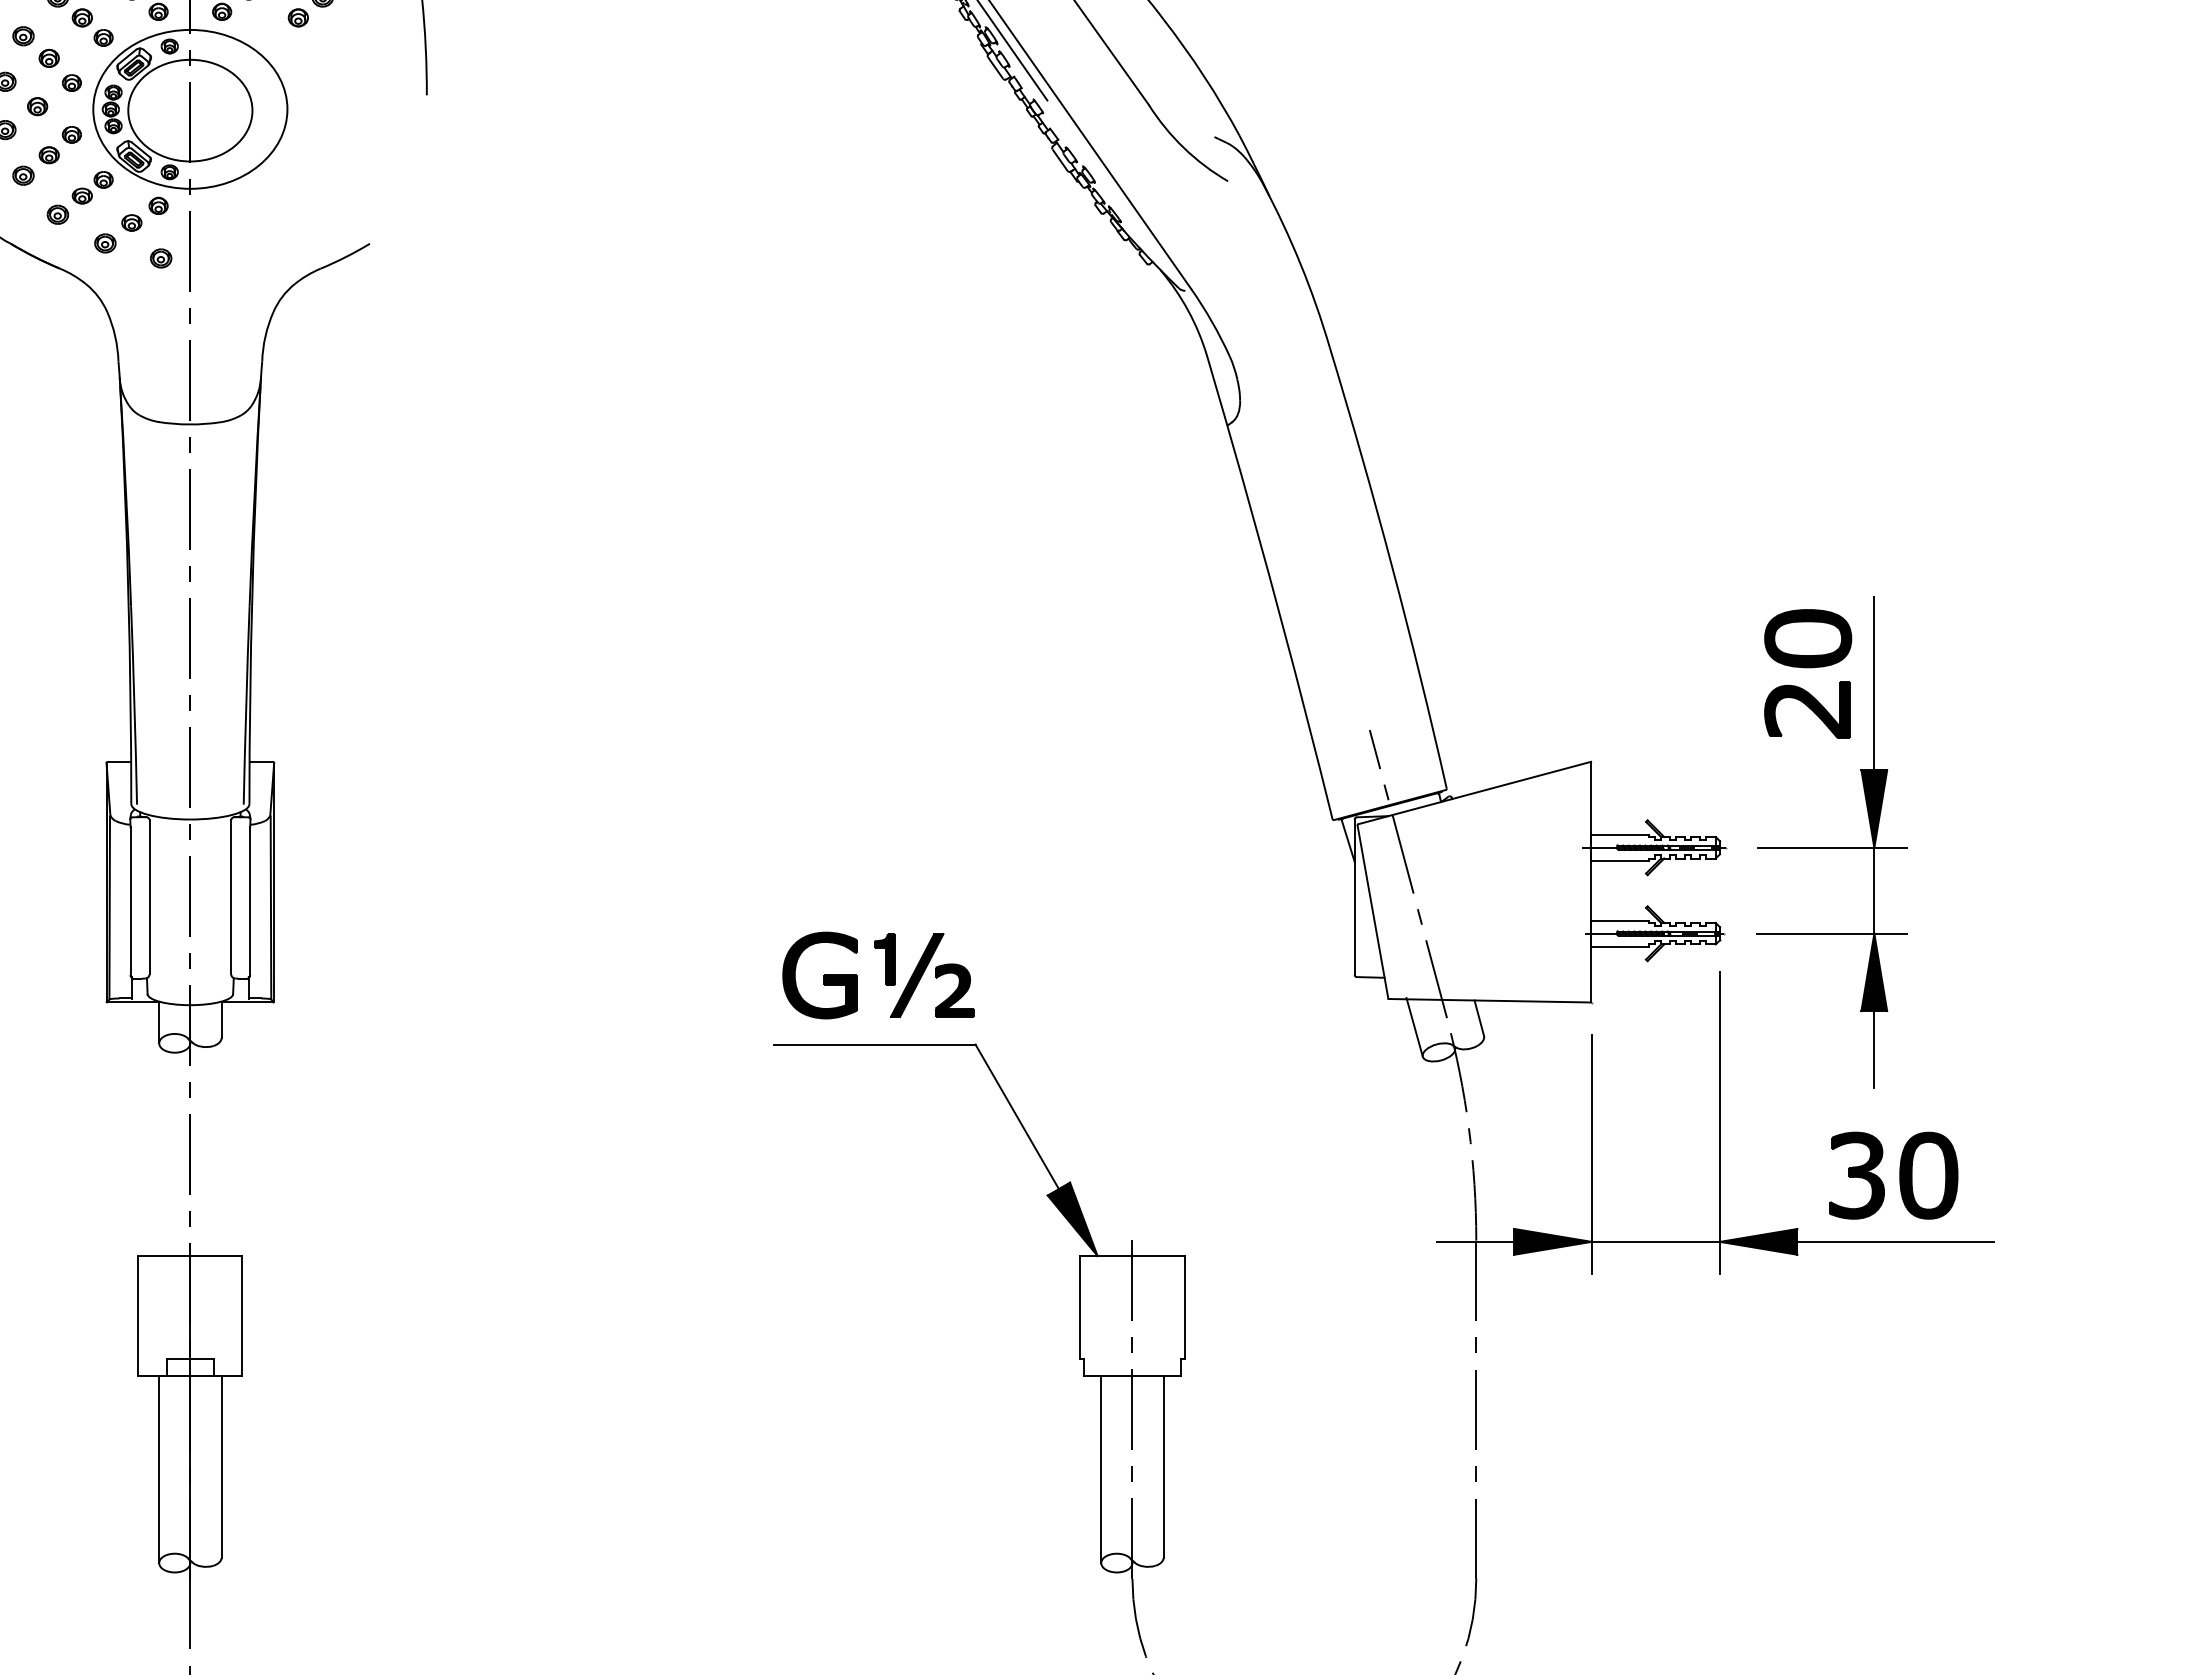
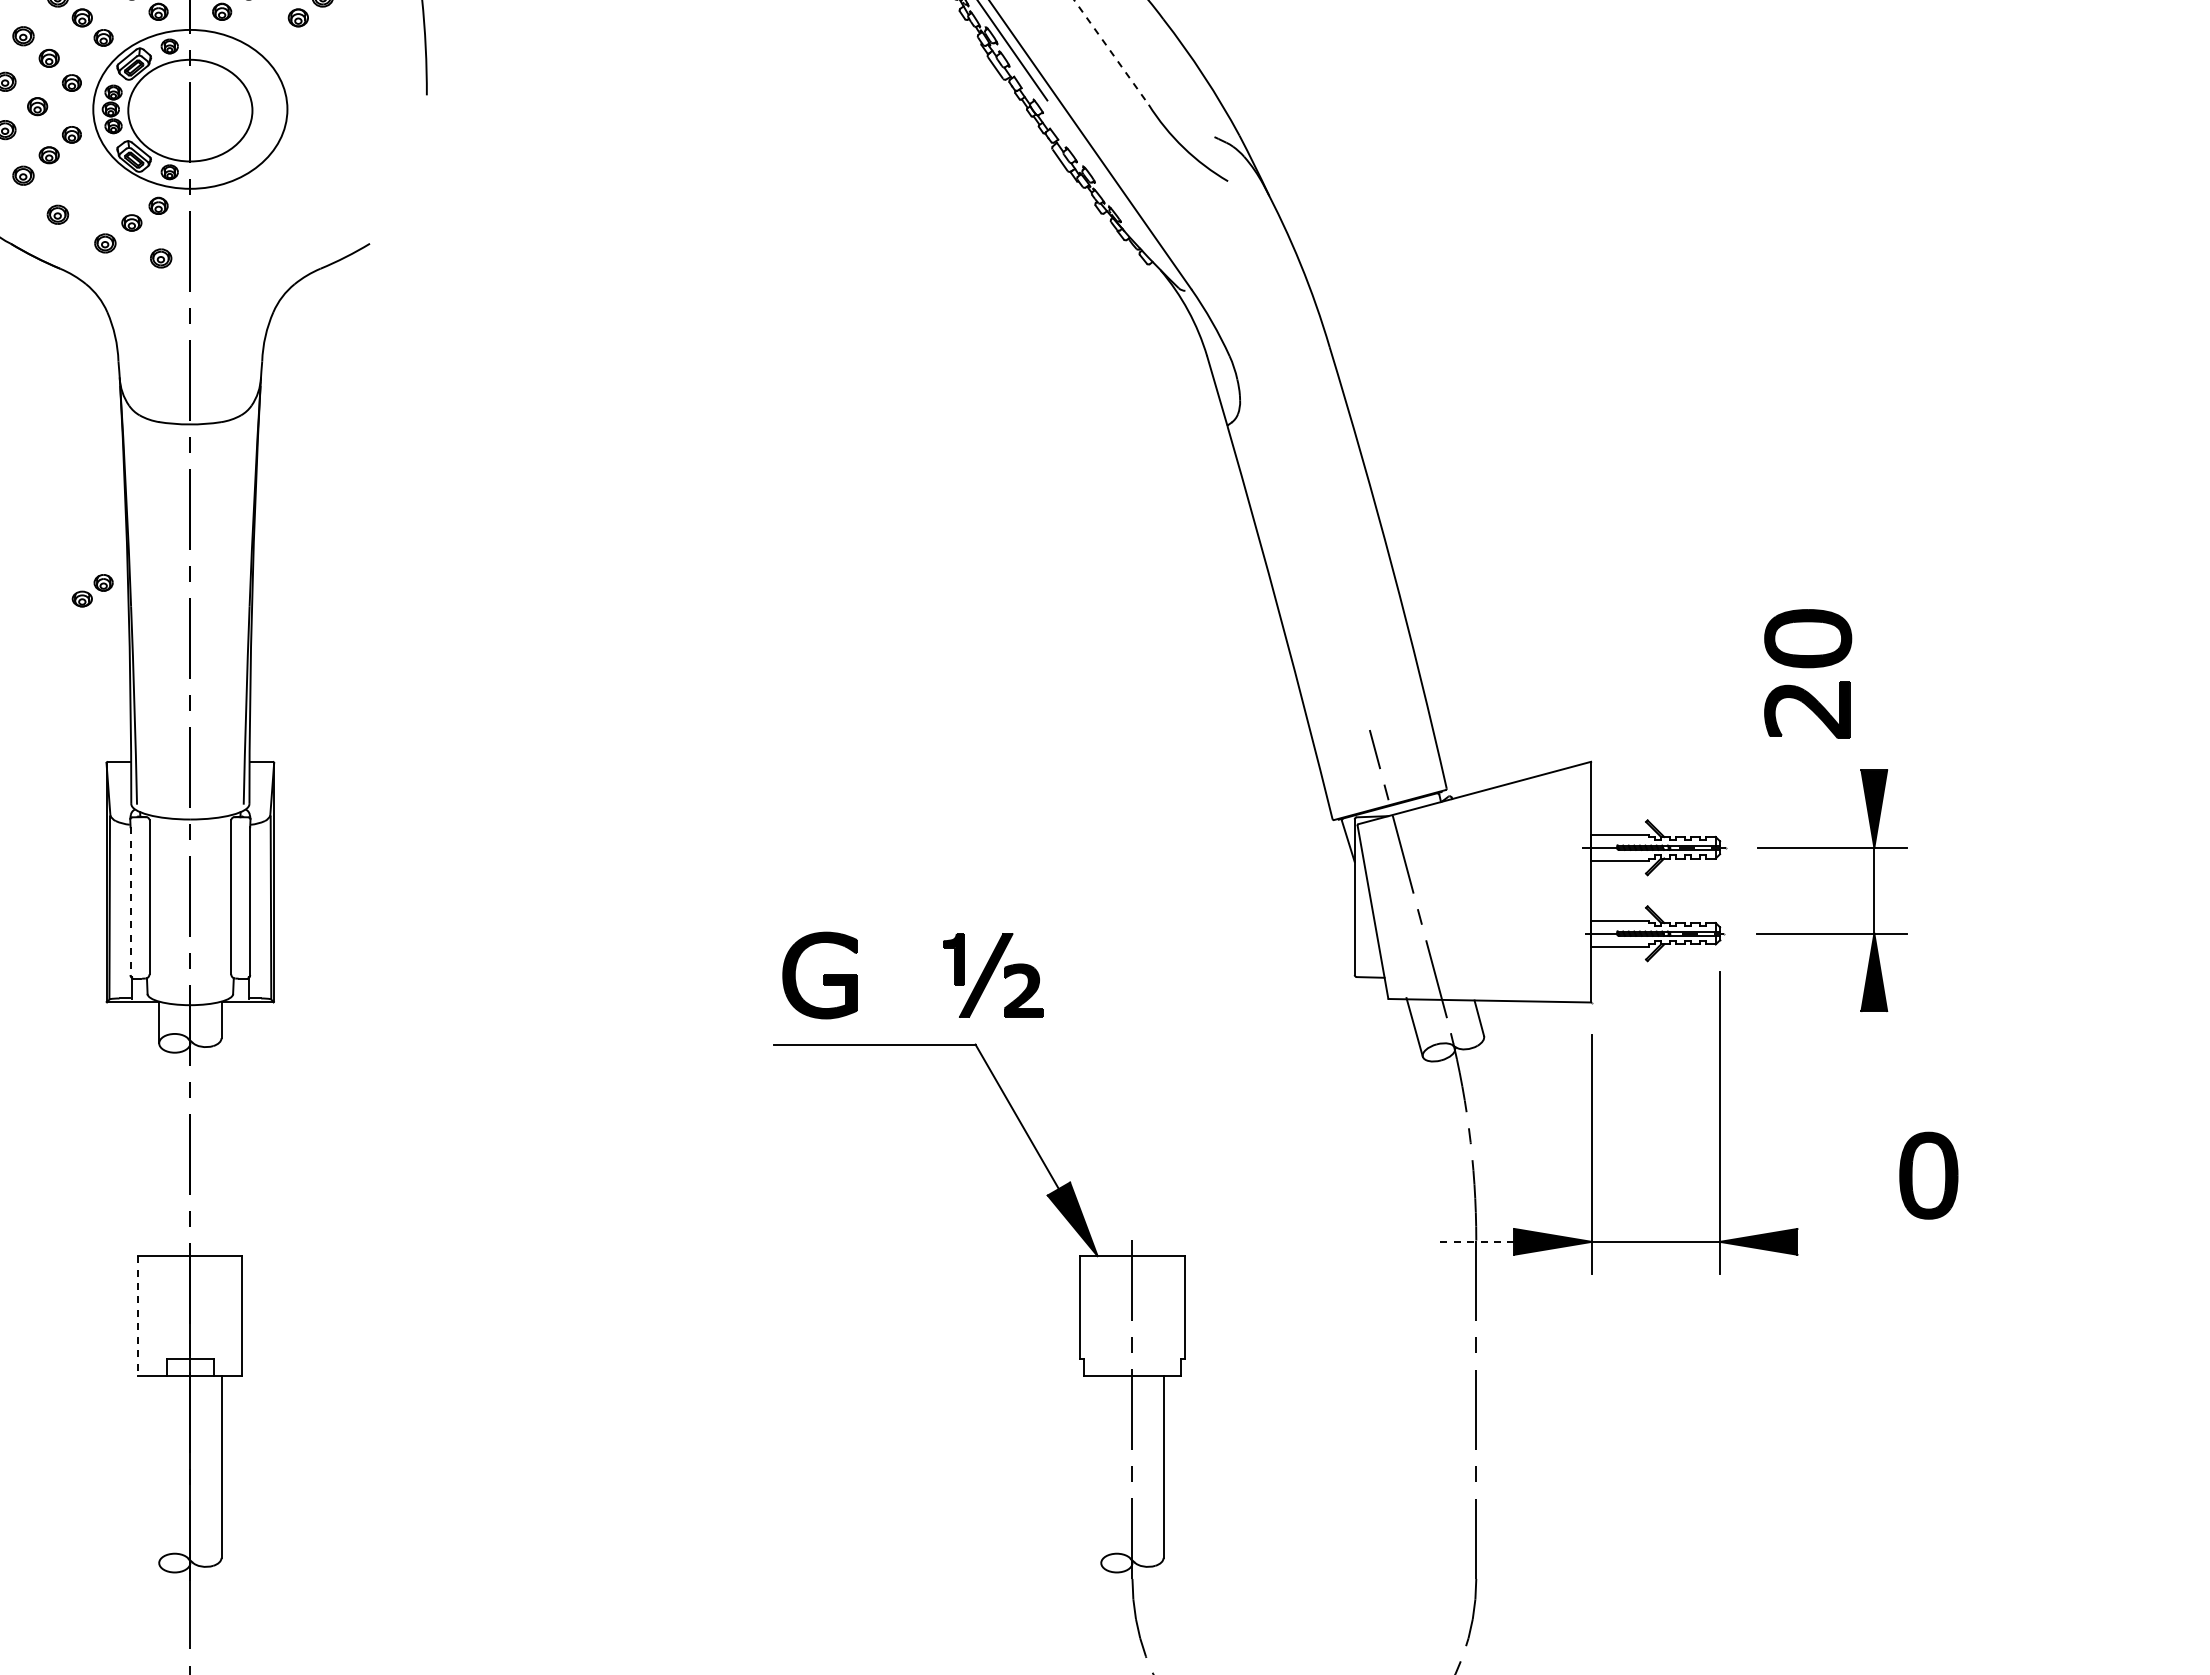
line: solid -> dashed (1111, 52)
part position: (92, 187) -> (92, 590) (92, 590)
line: present -> none (1874, 683)
line: solid -> dashed (130, 901)
part position: (924, 975) -> (993, 975) (993, 975)
line: present -> none (1874, 1049)
part: present -> none (1856, 1175)
line: solid -> dashed (1475, 1241)
line: present -> none (1895, 1241)
line: solid -> dashed (138, 1316)
line: present -> none (159, 1469)
line: present -> none (1101, 1469)
